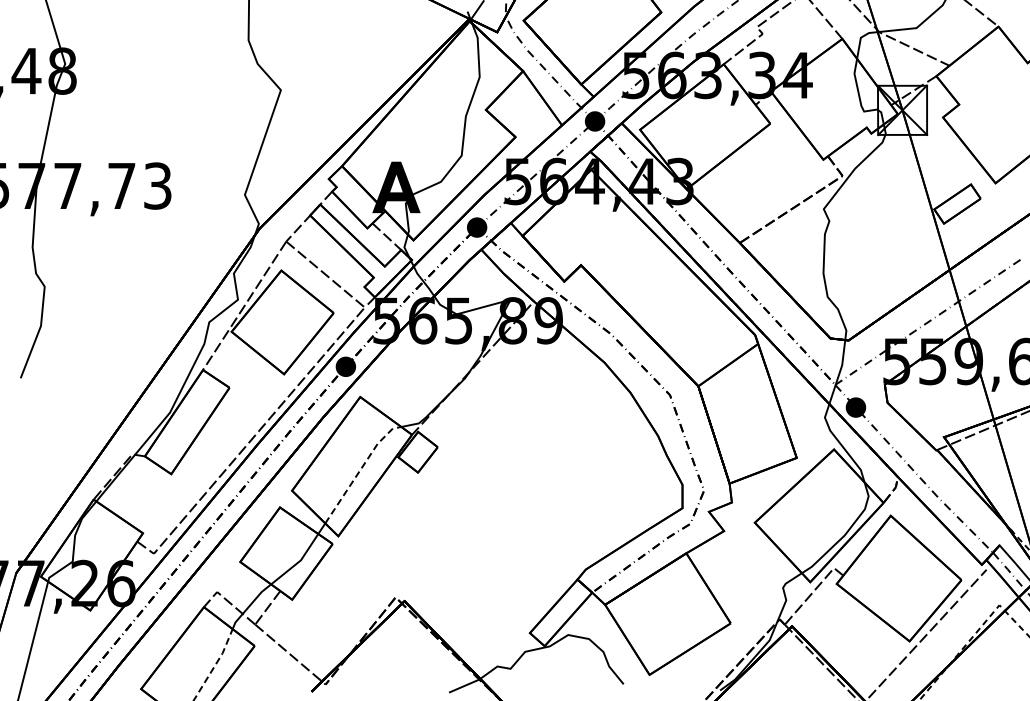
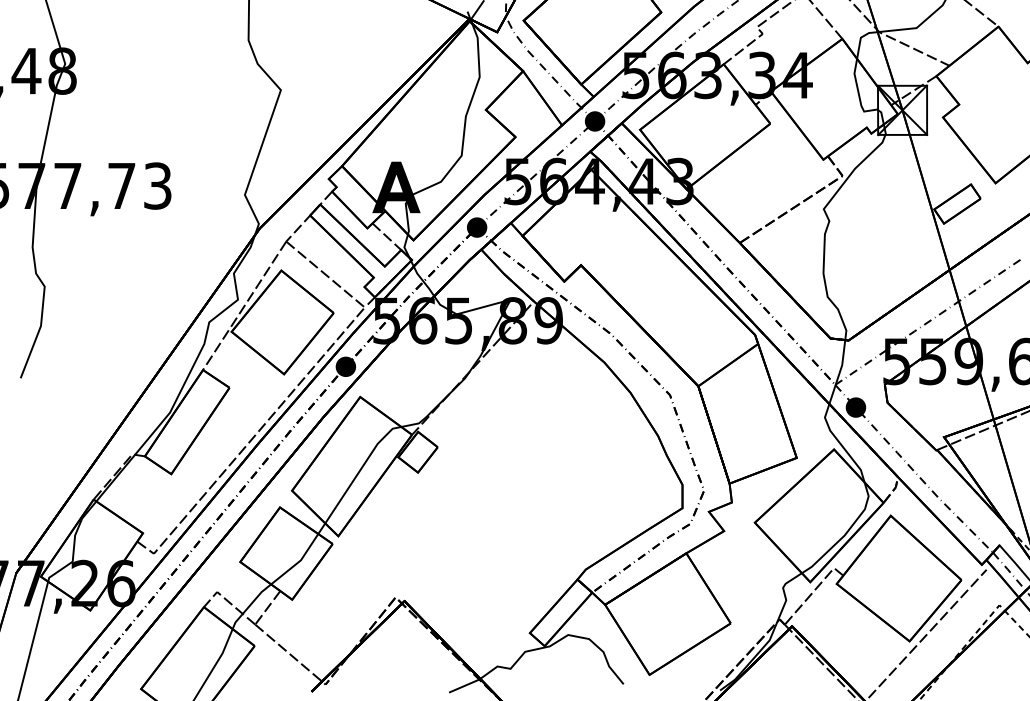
line: dashed -> solid (360, 469)
line: dashed -> solid (215, 665)
